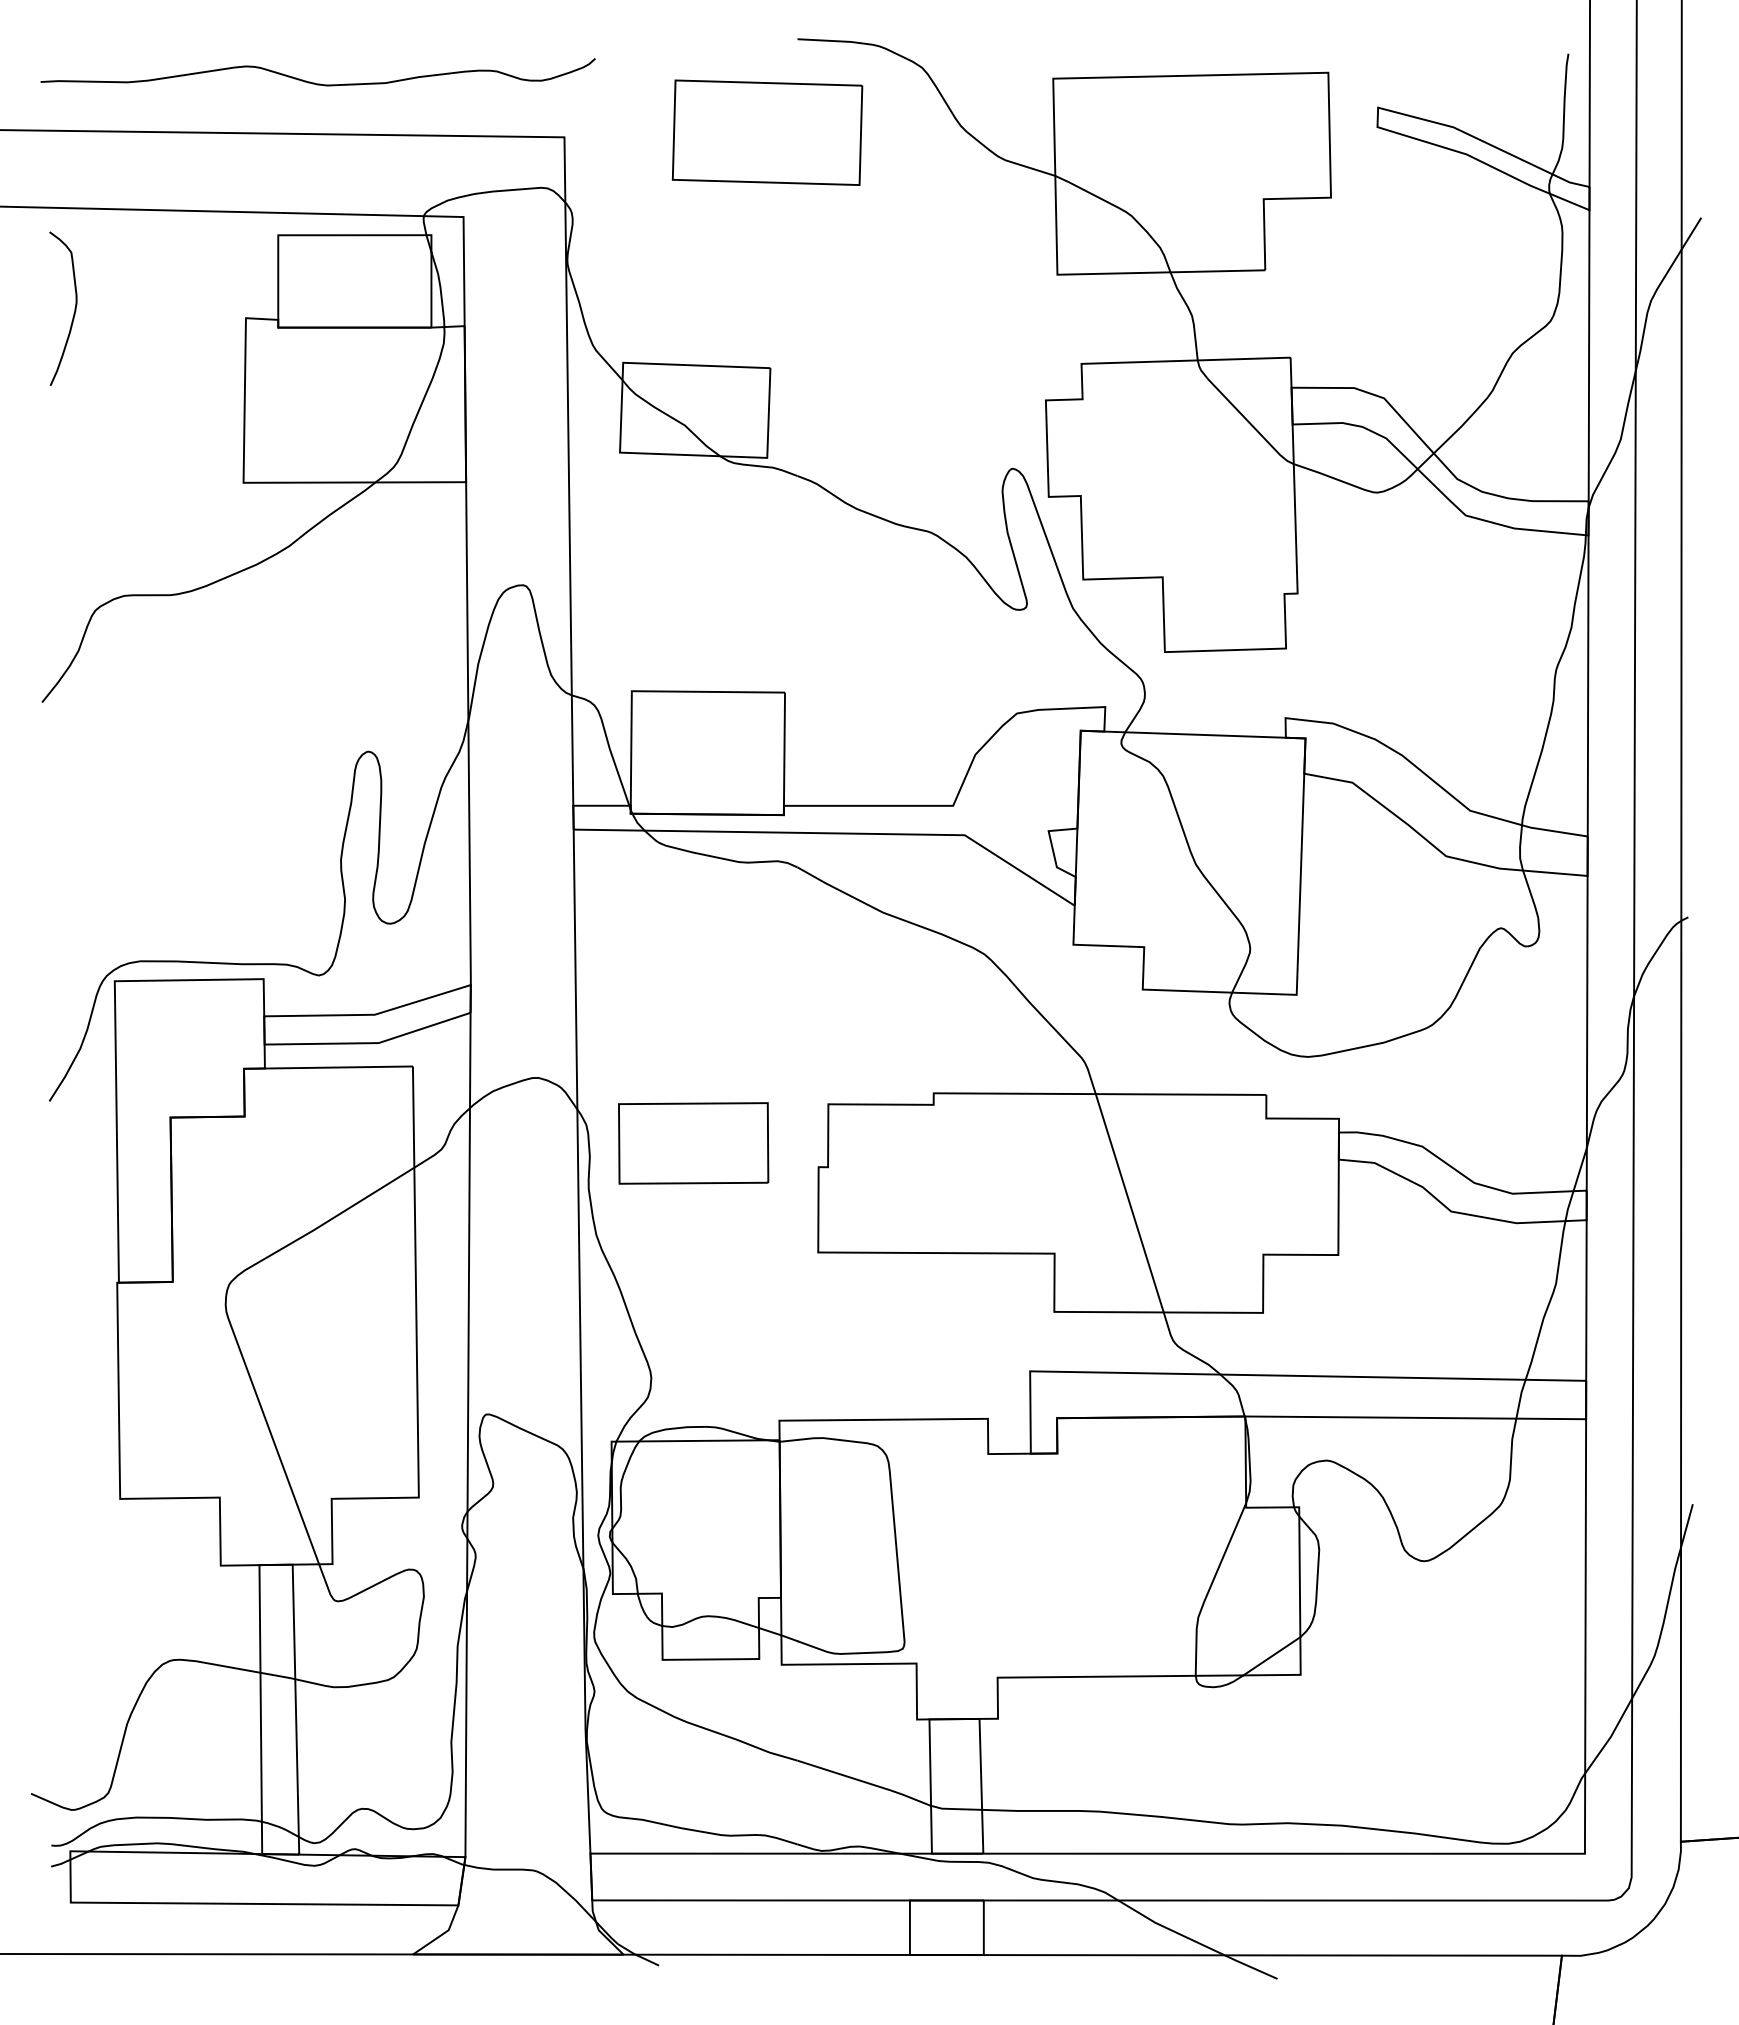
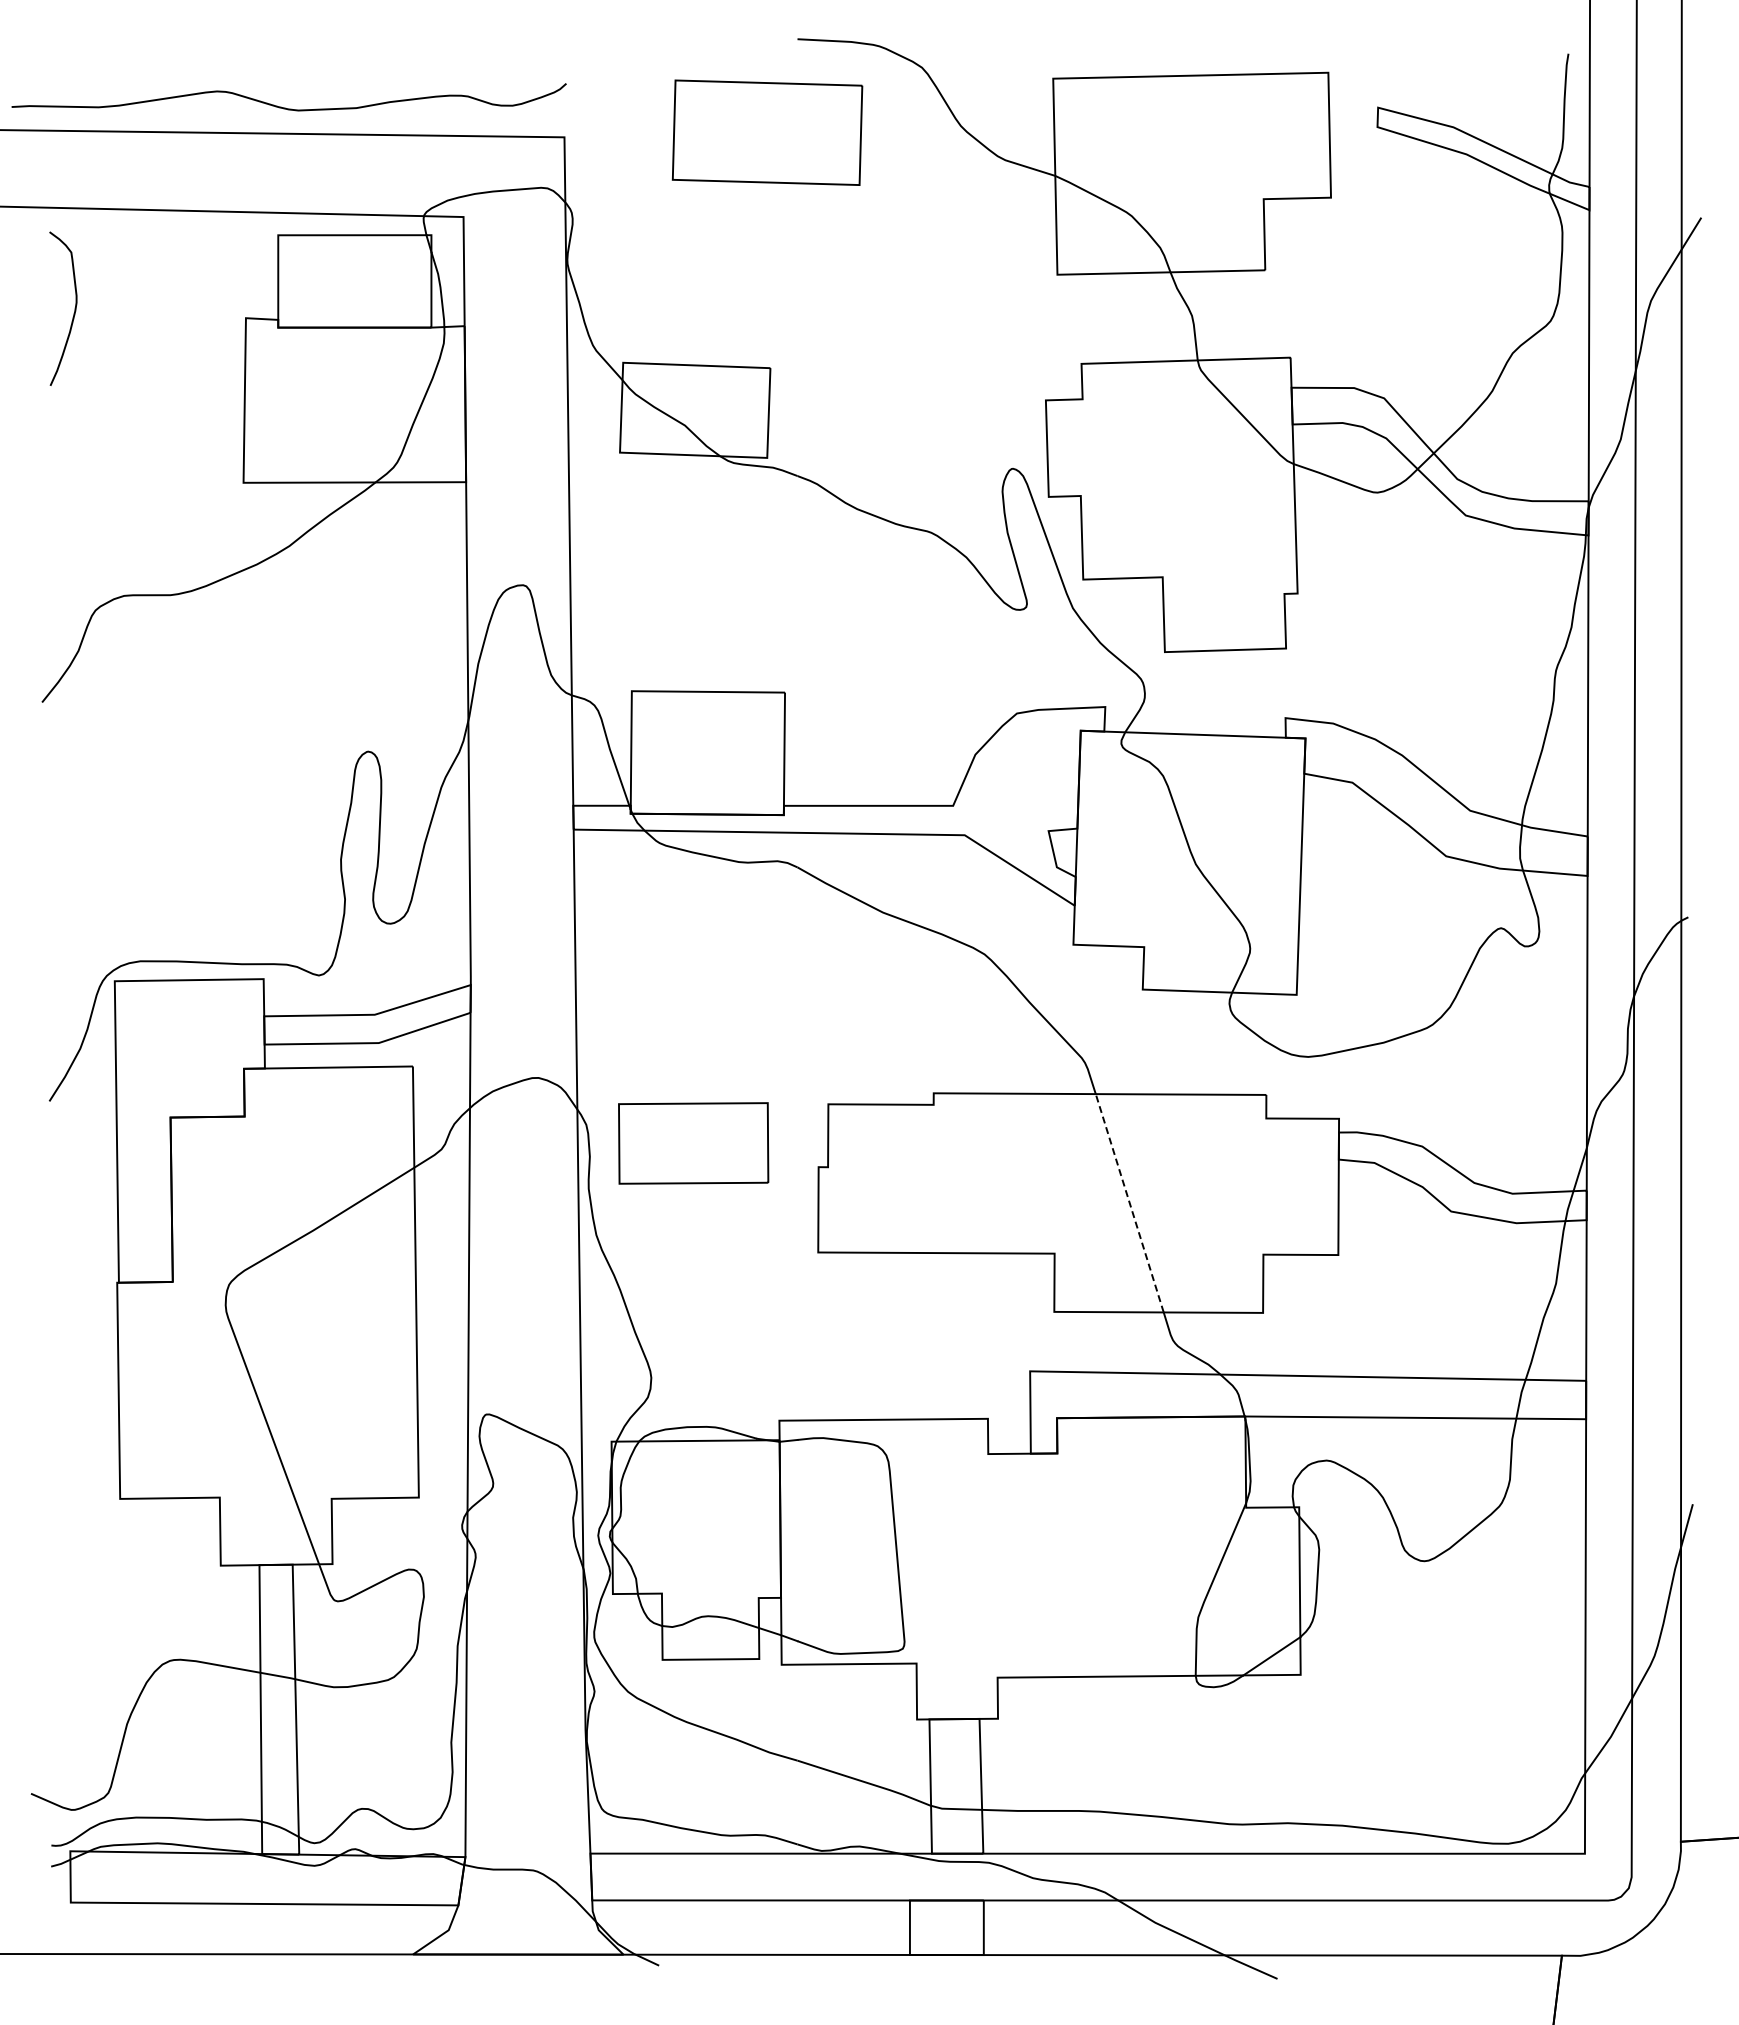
curve position: (314, 82) -> (285, 107) (285, 107)
line: solid -> dashed (1129, 1202)
